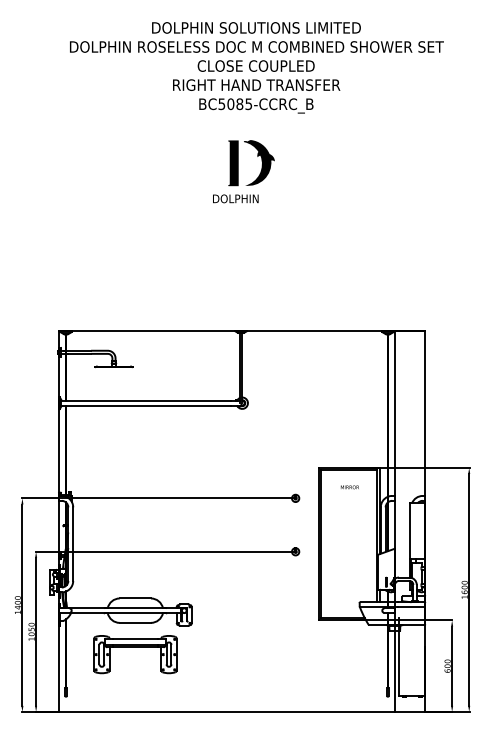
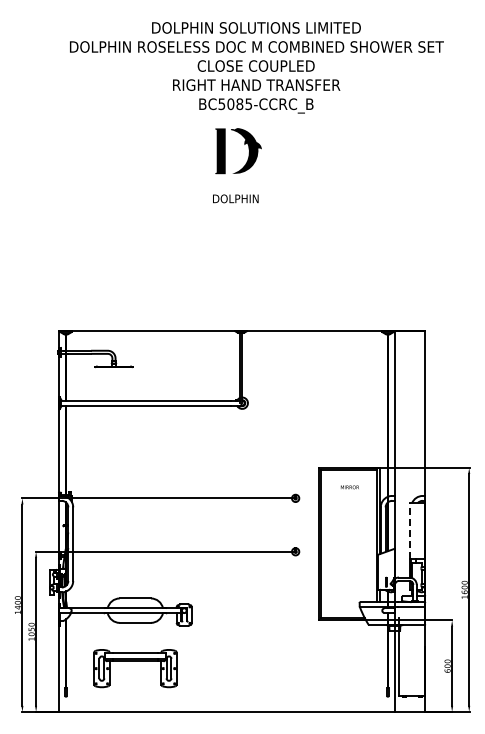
part position: (257, 156) -> (244, 144) (244, 144)
line: solid -> dashed (409, 530)
part position: (135, 647) -> (135, 661) (135, 661)
